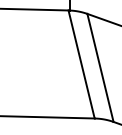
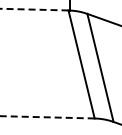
line: solid -> dashed (34, 9)
line: solid -> dashed (46, 117)
